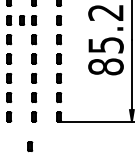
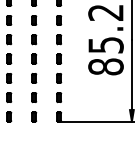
part: present -> none (22, 20)
part: present -> none (30, 146)
